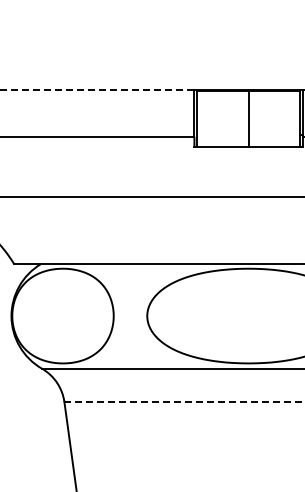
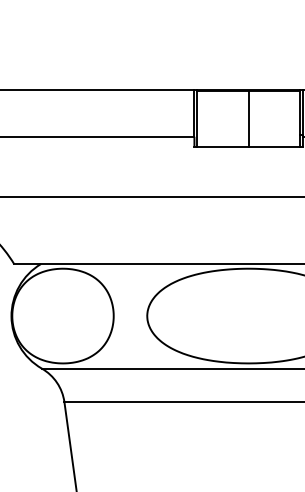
line: dashed -> solid (97, 89)
line: dashed -> solid (184, 402)
